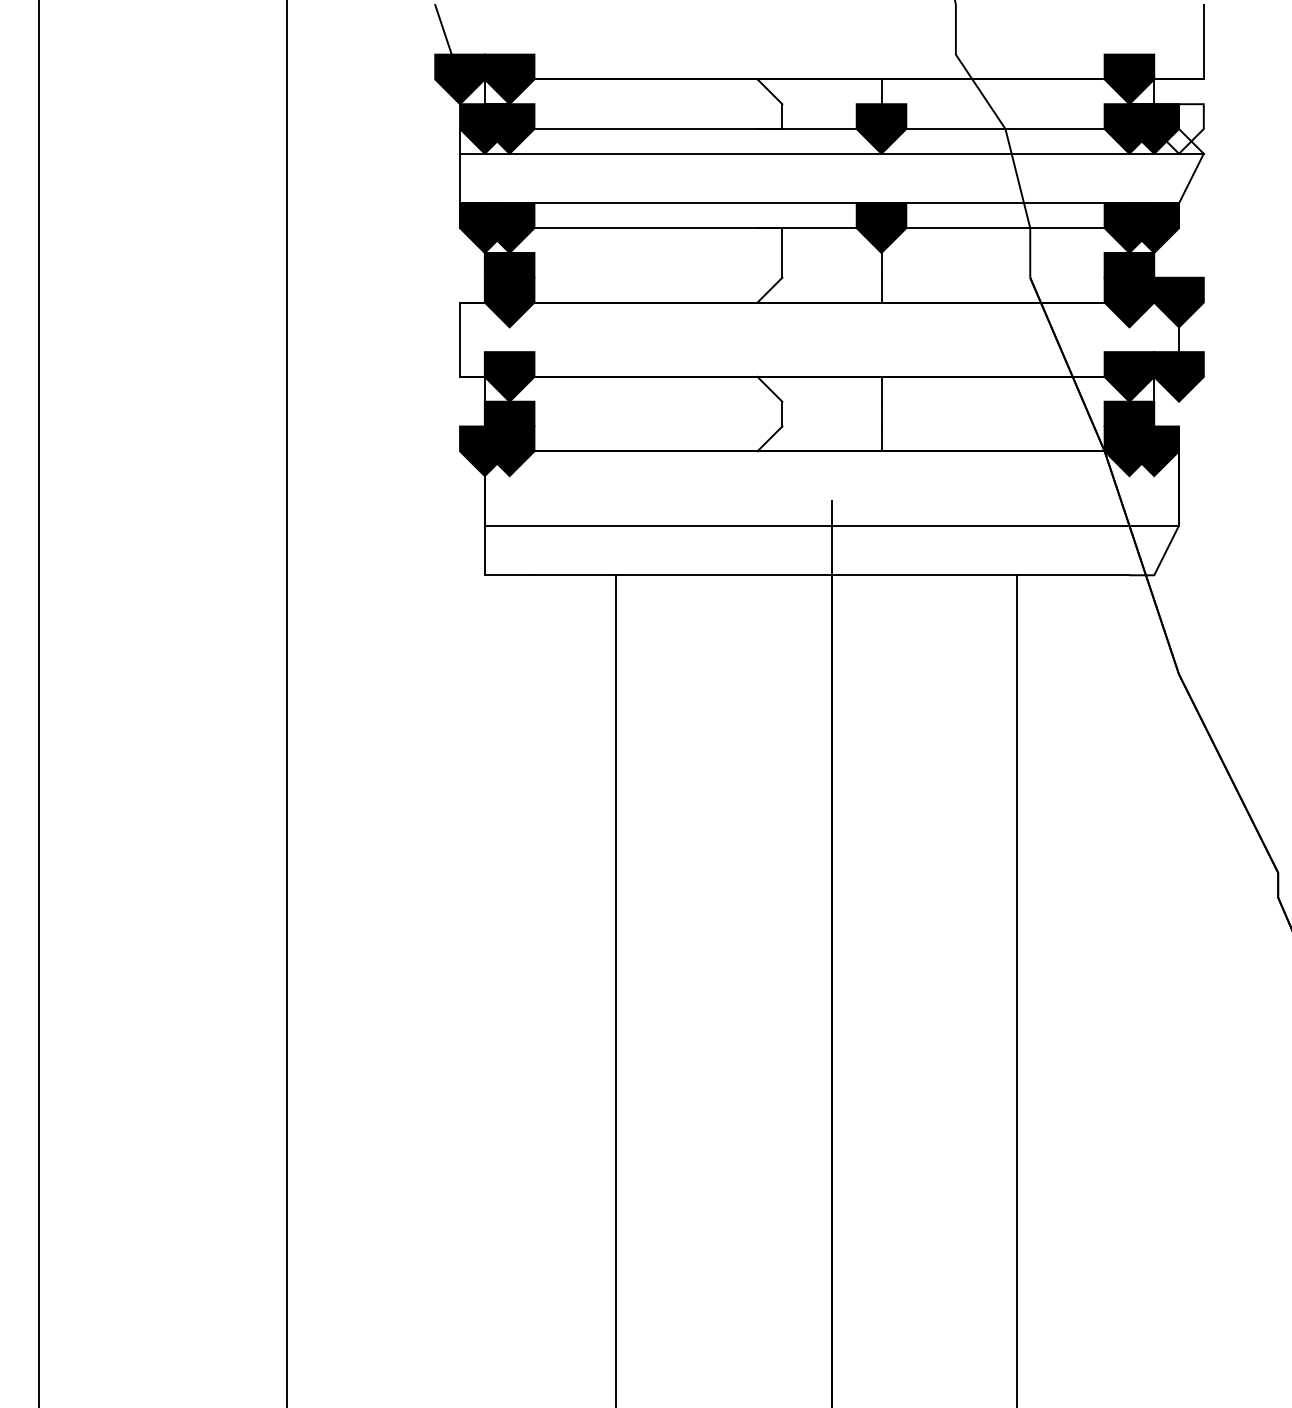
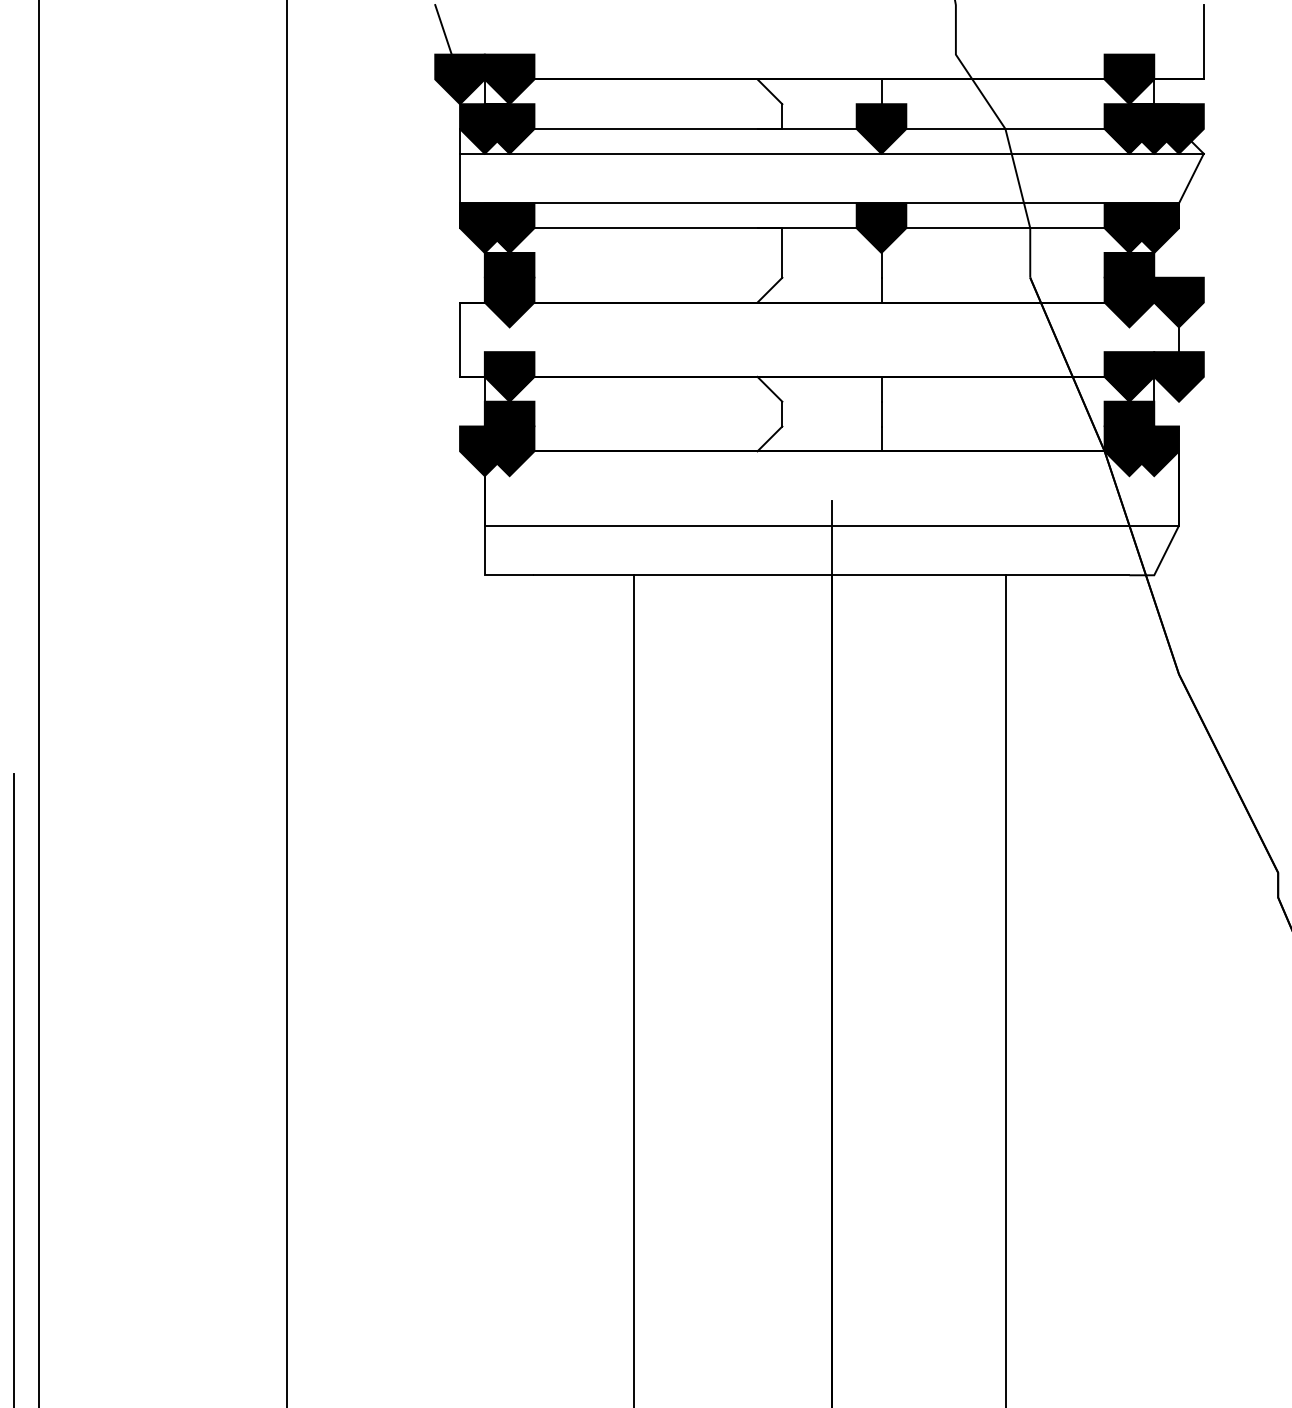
fill: none -> present (1178, 128)
line position: (615, 989) -> (633, 989) (633, 989)
line position: (1016, 989) -> (1005, 989) (1005, 989)
line: none -> present (13, 1088)
